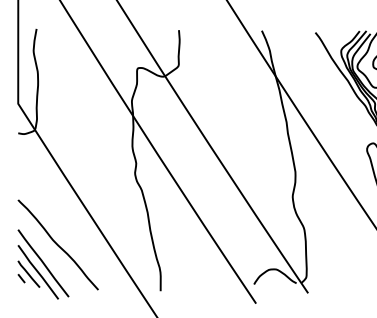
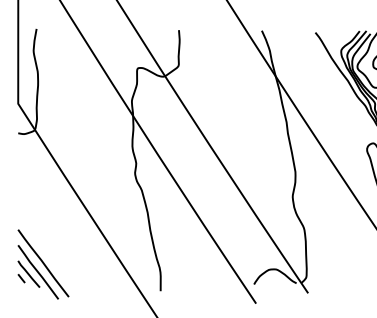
curve: present -> none (57, 244)
